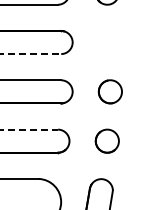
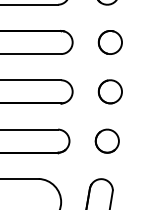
part: none -> present (109, 42)
line: dashed -> solid (31, 54)
line: dashed -> solid (29, 129)
